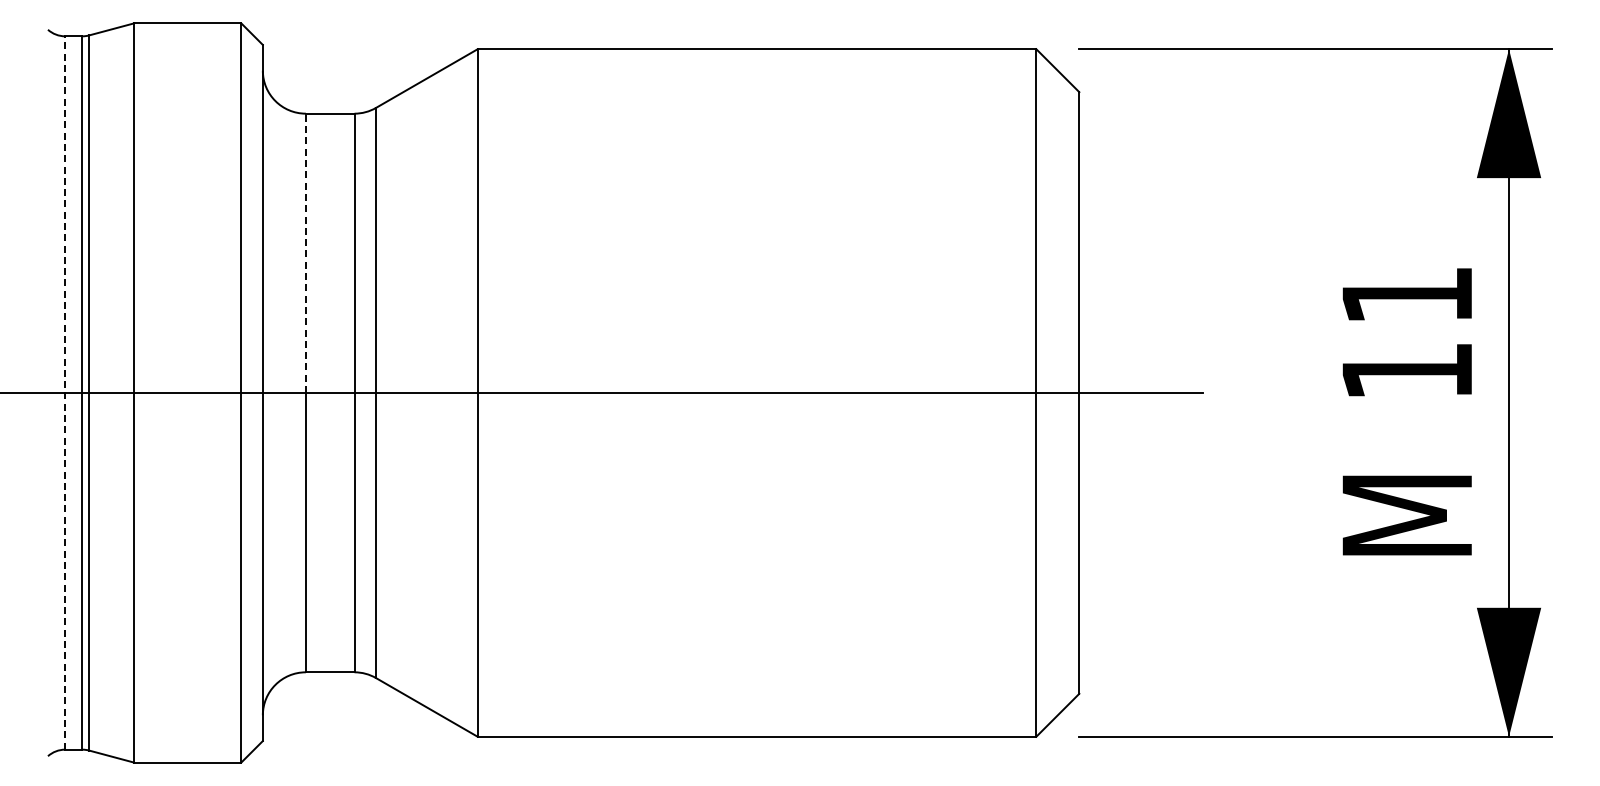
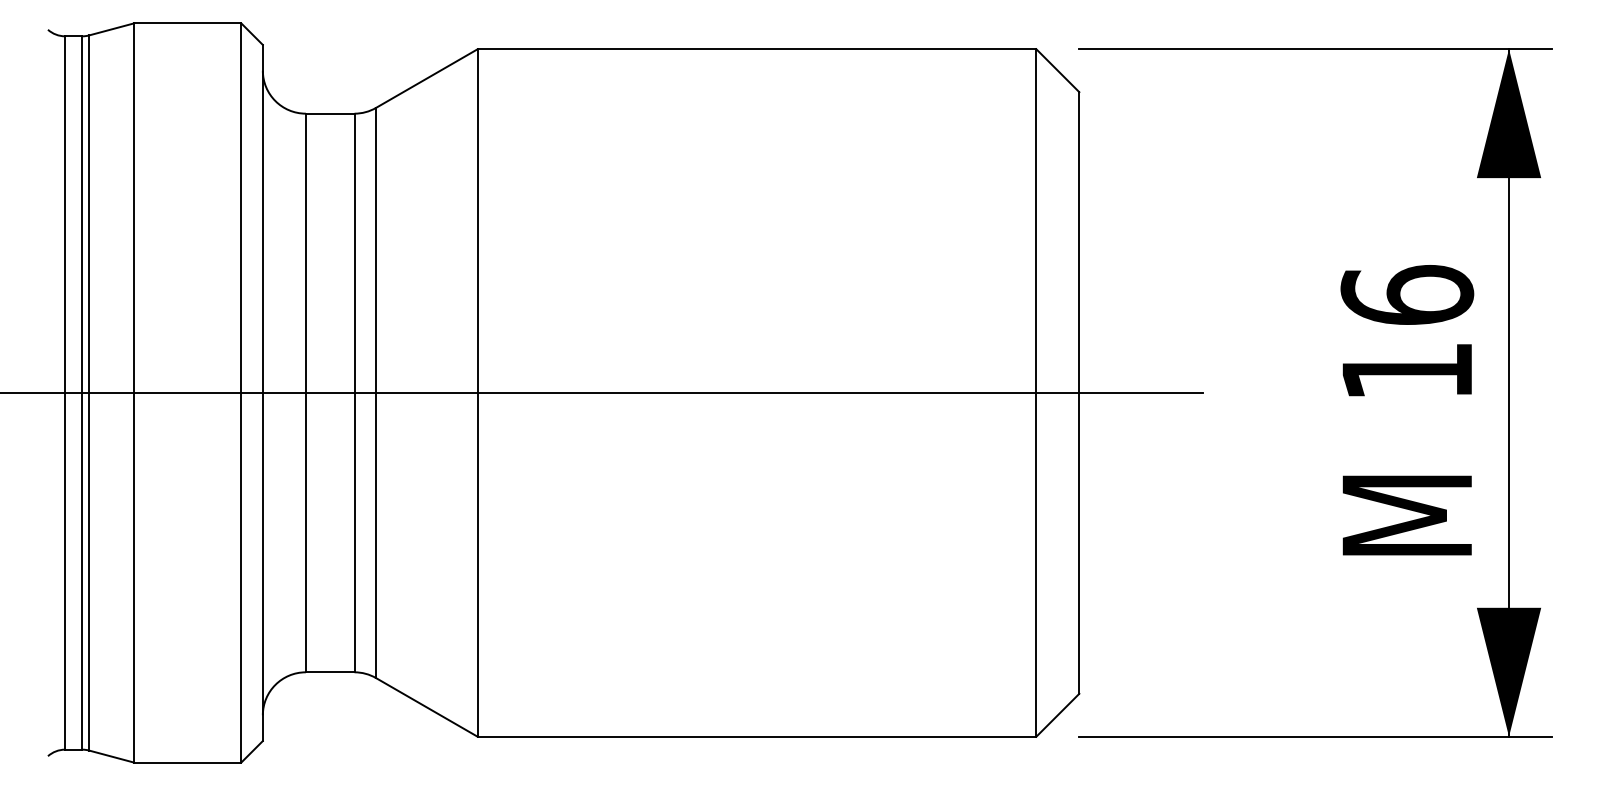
line: dashed -> solid (305, 253)
text: 11 -> 16 (1407, 294)
line: dashed -> solid (65, 392)
